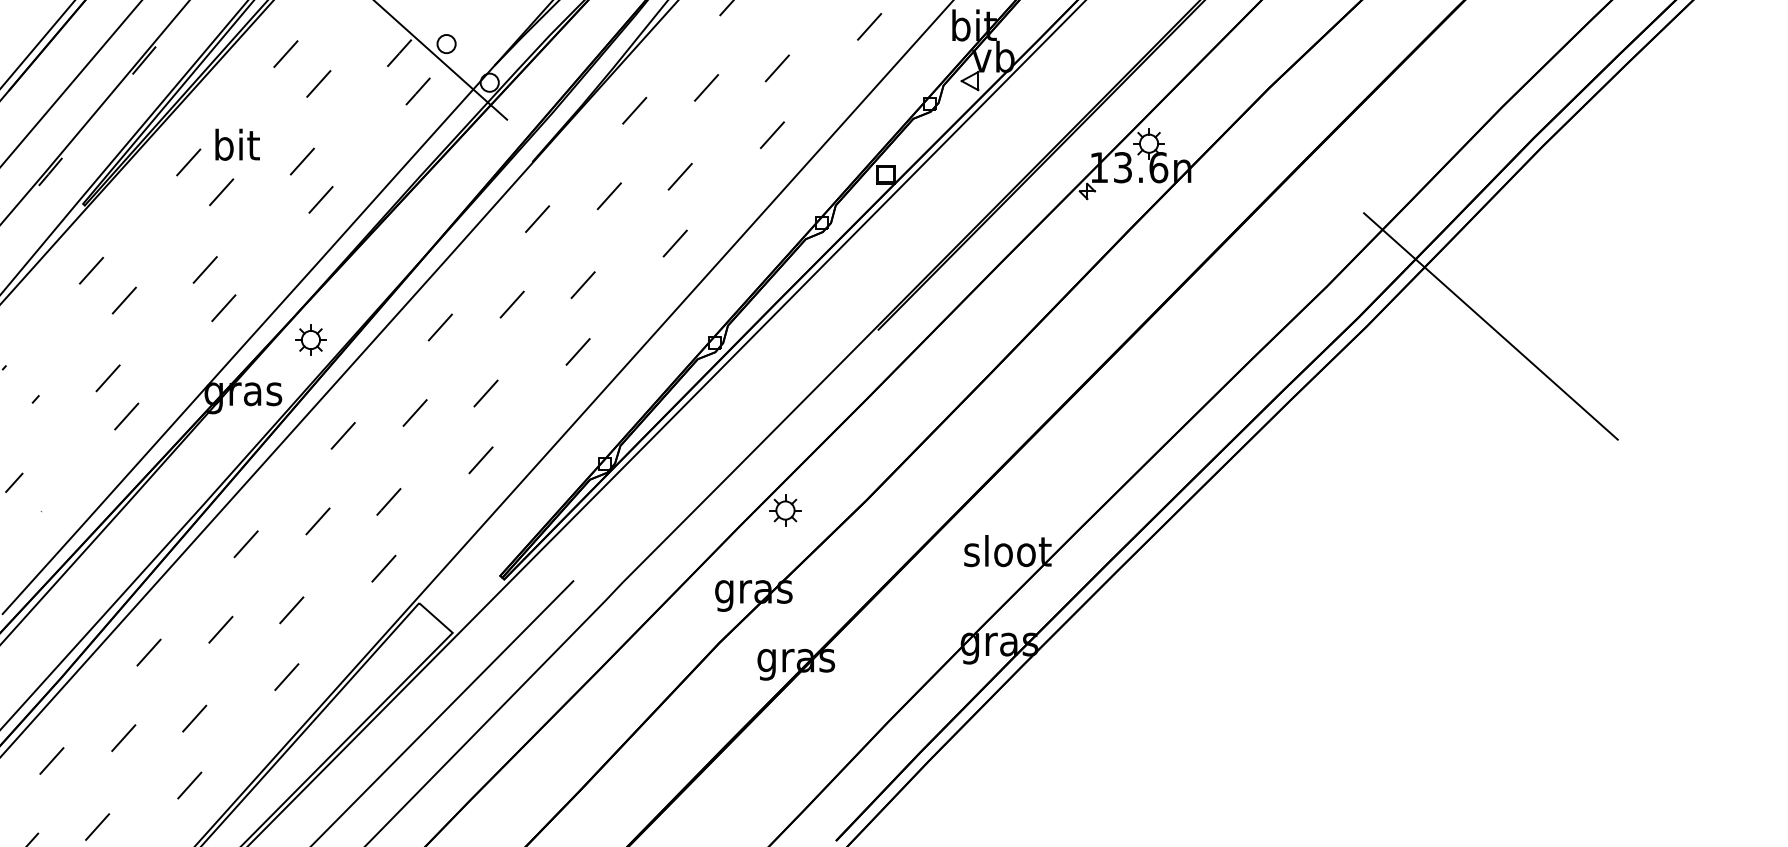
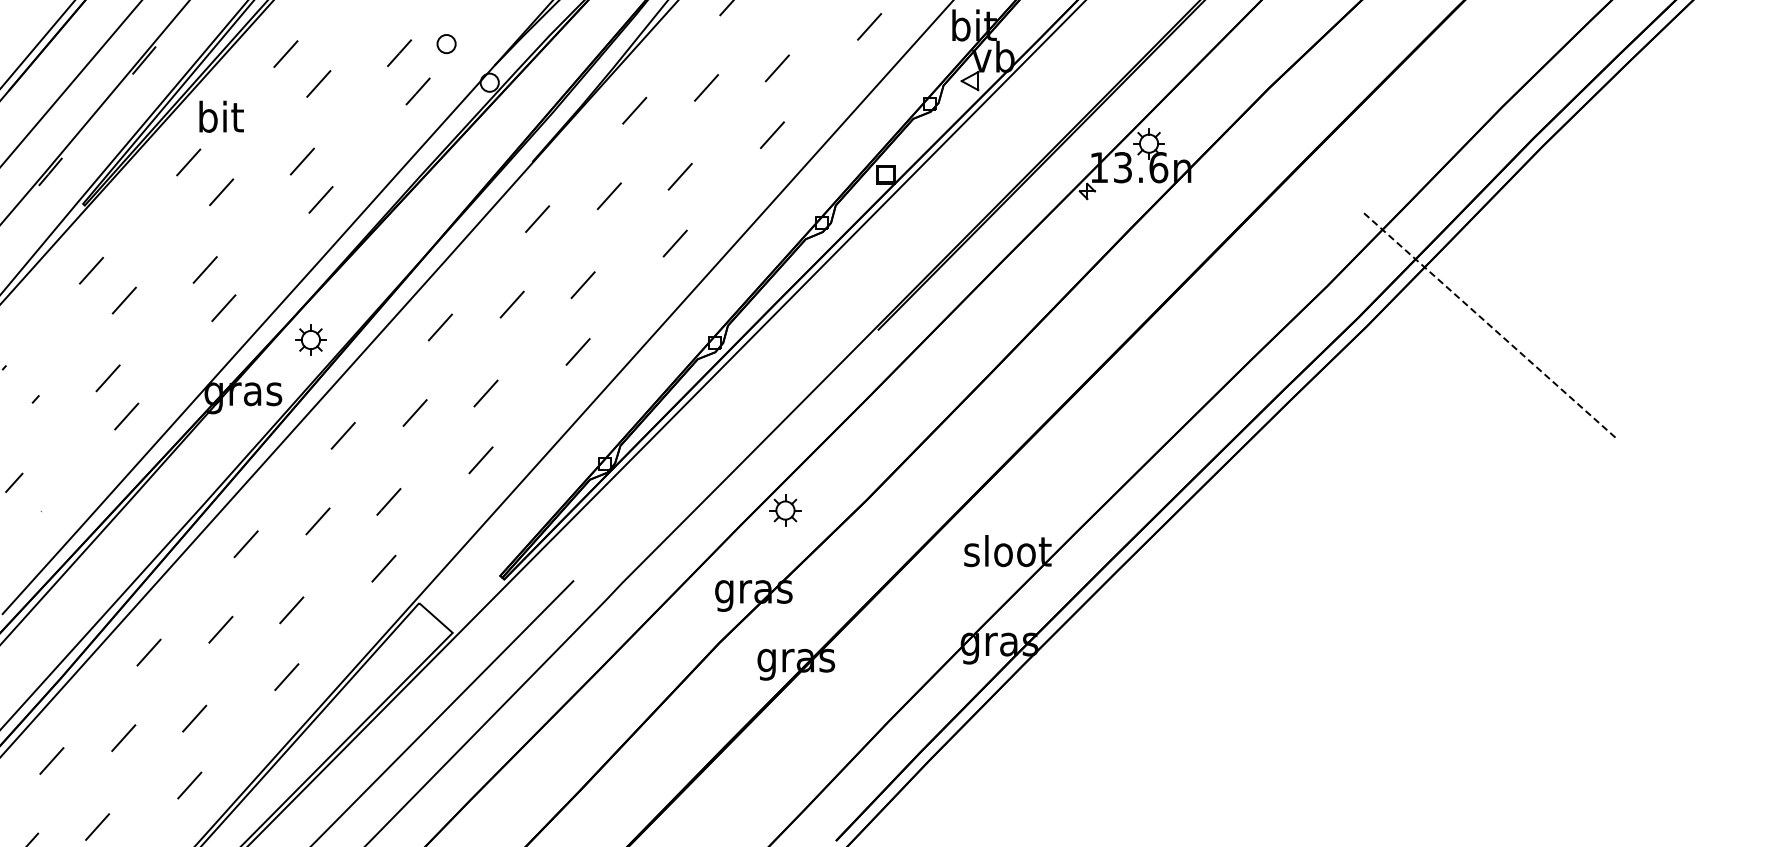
line: present -> none (441, 60)
text position: (237, 144) -> (221, 116) (221, 116)
line: solid -> dashed (1491, 326)
